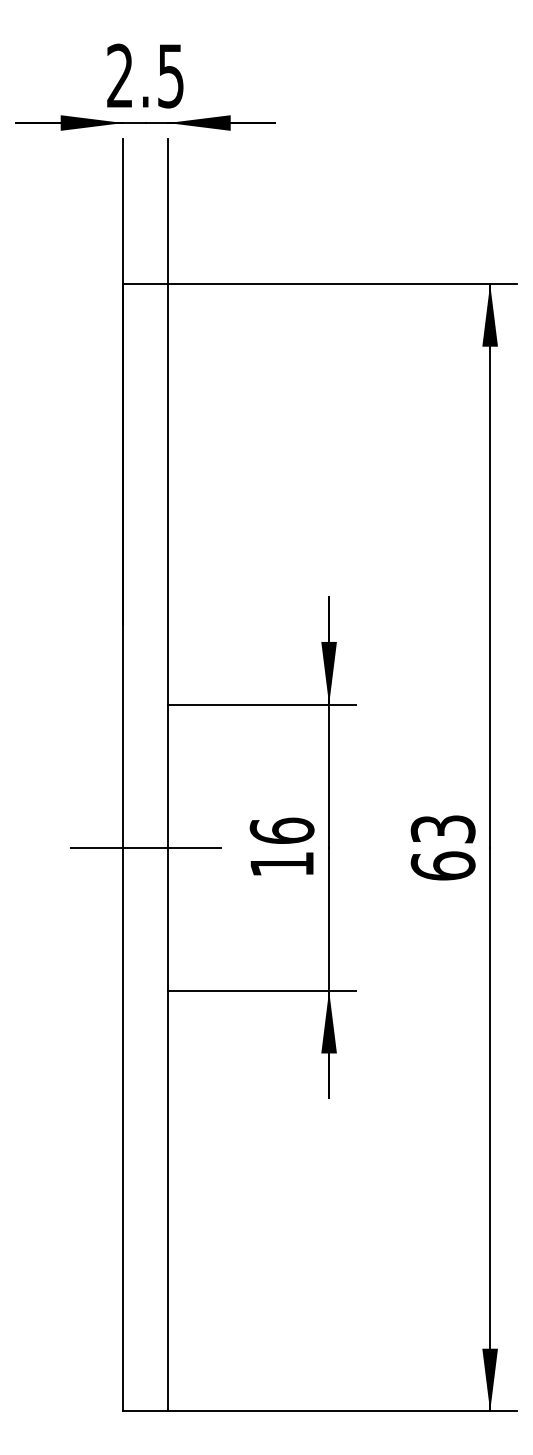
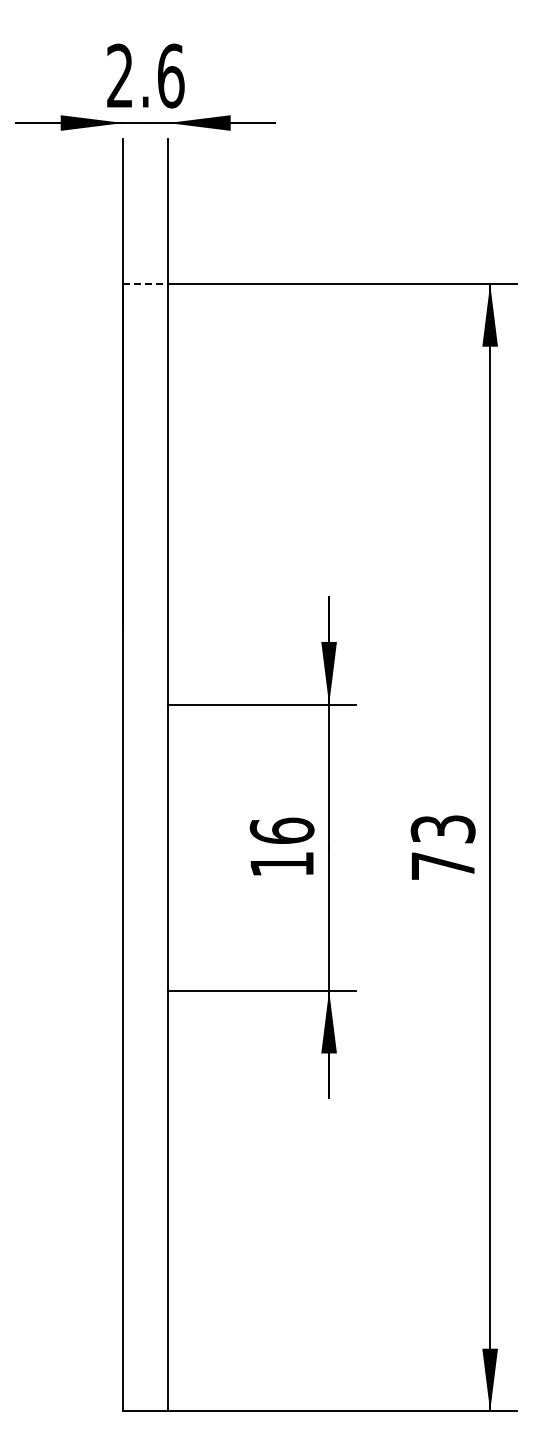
text: 2.5 -> 2.6 (171, 75)
line: solid -> dashed (146, 284)
line: present -> none (145, 847)
text: 63 -> 73 (442, 865)
